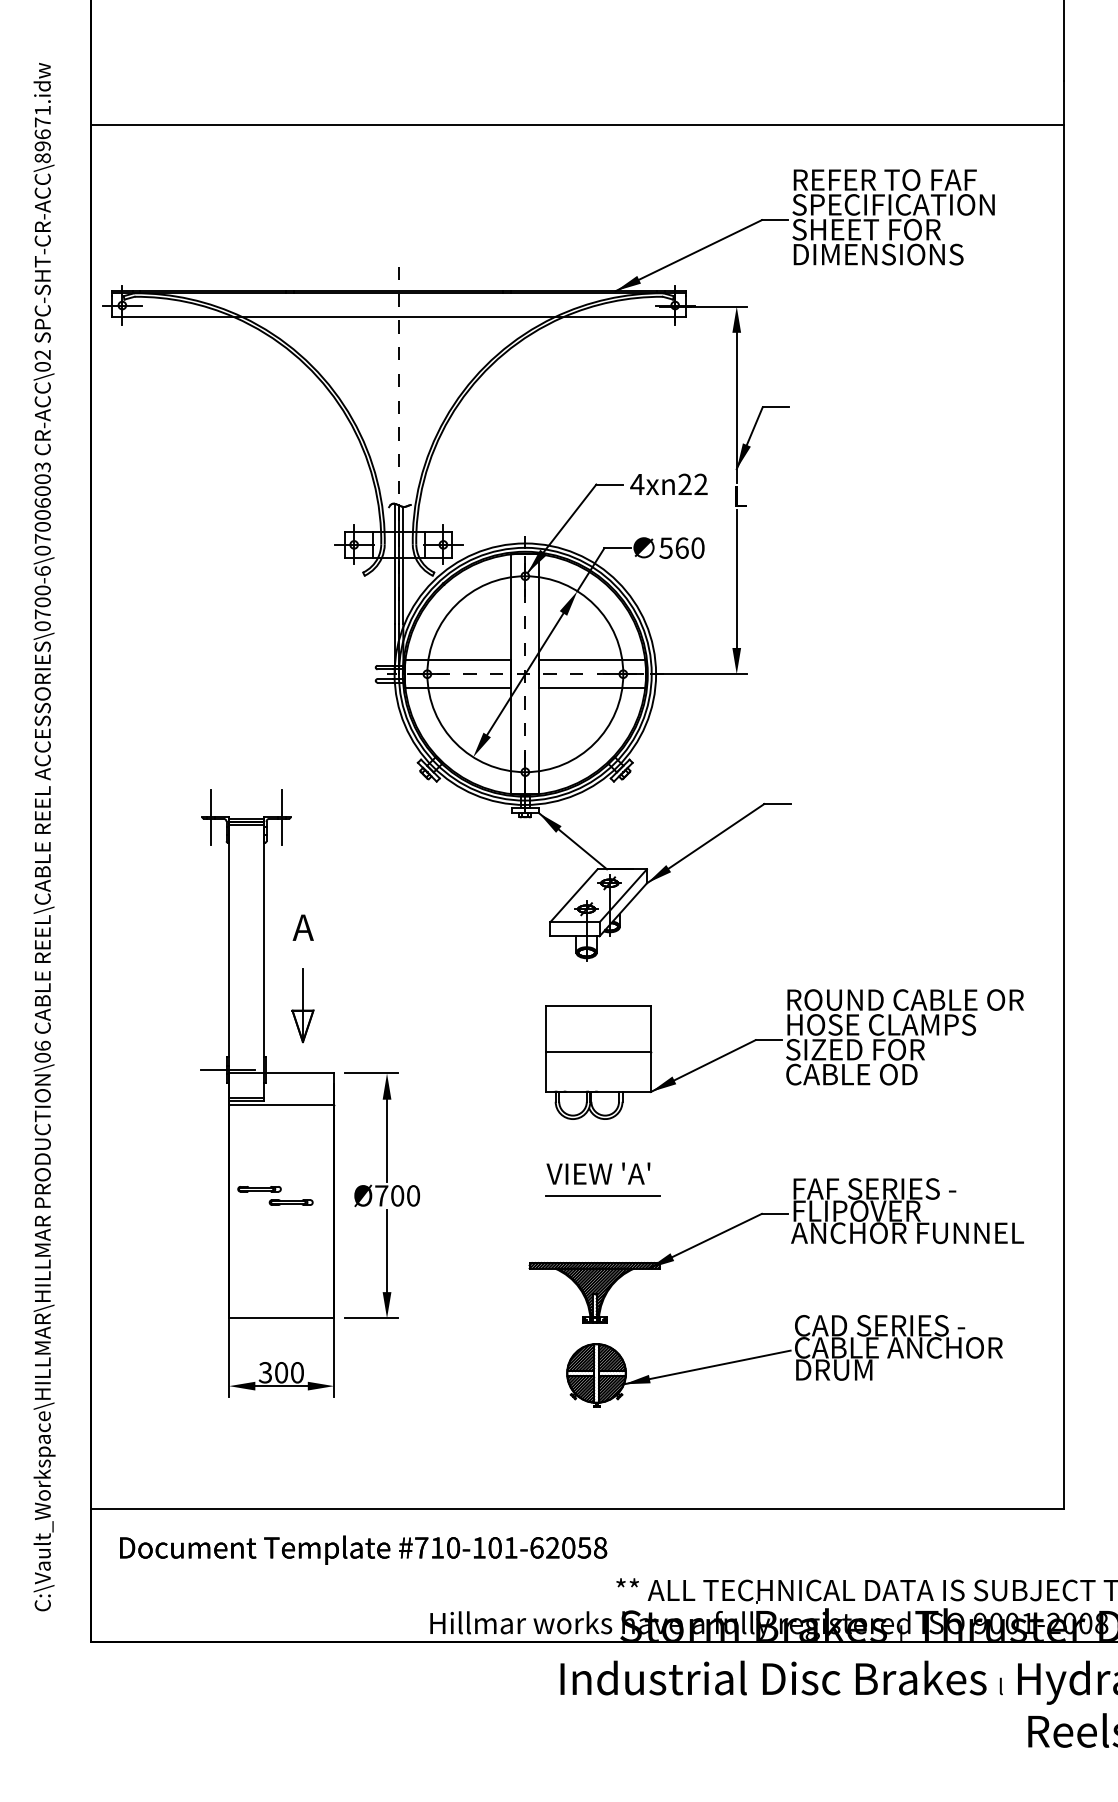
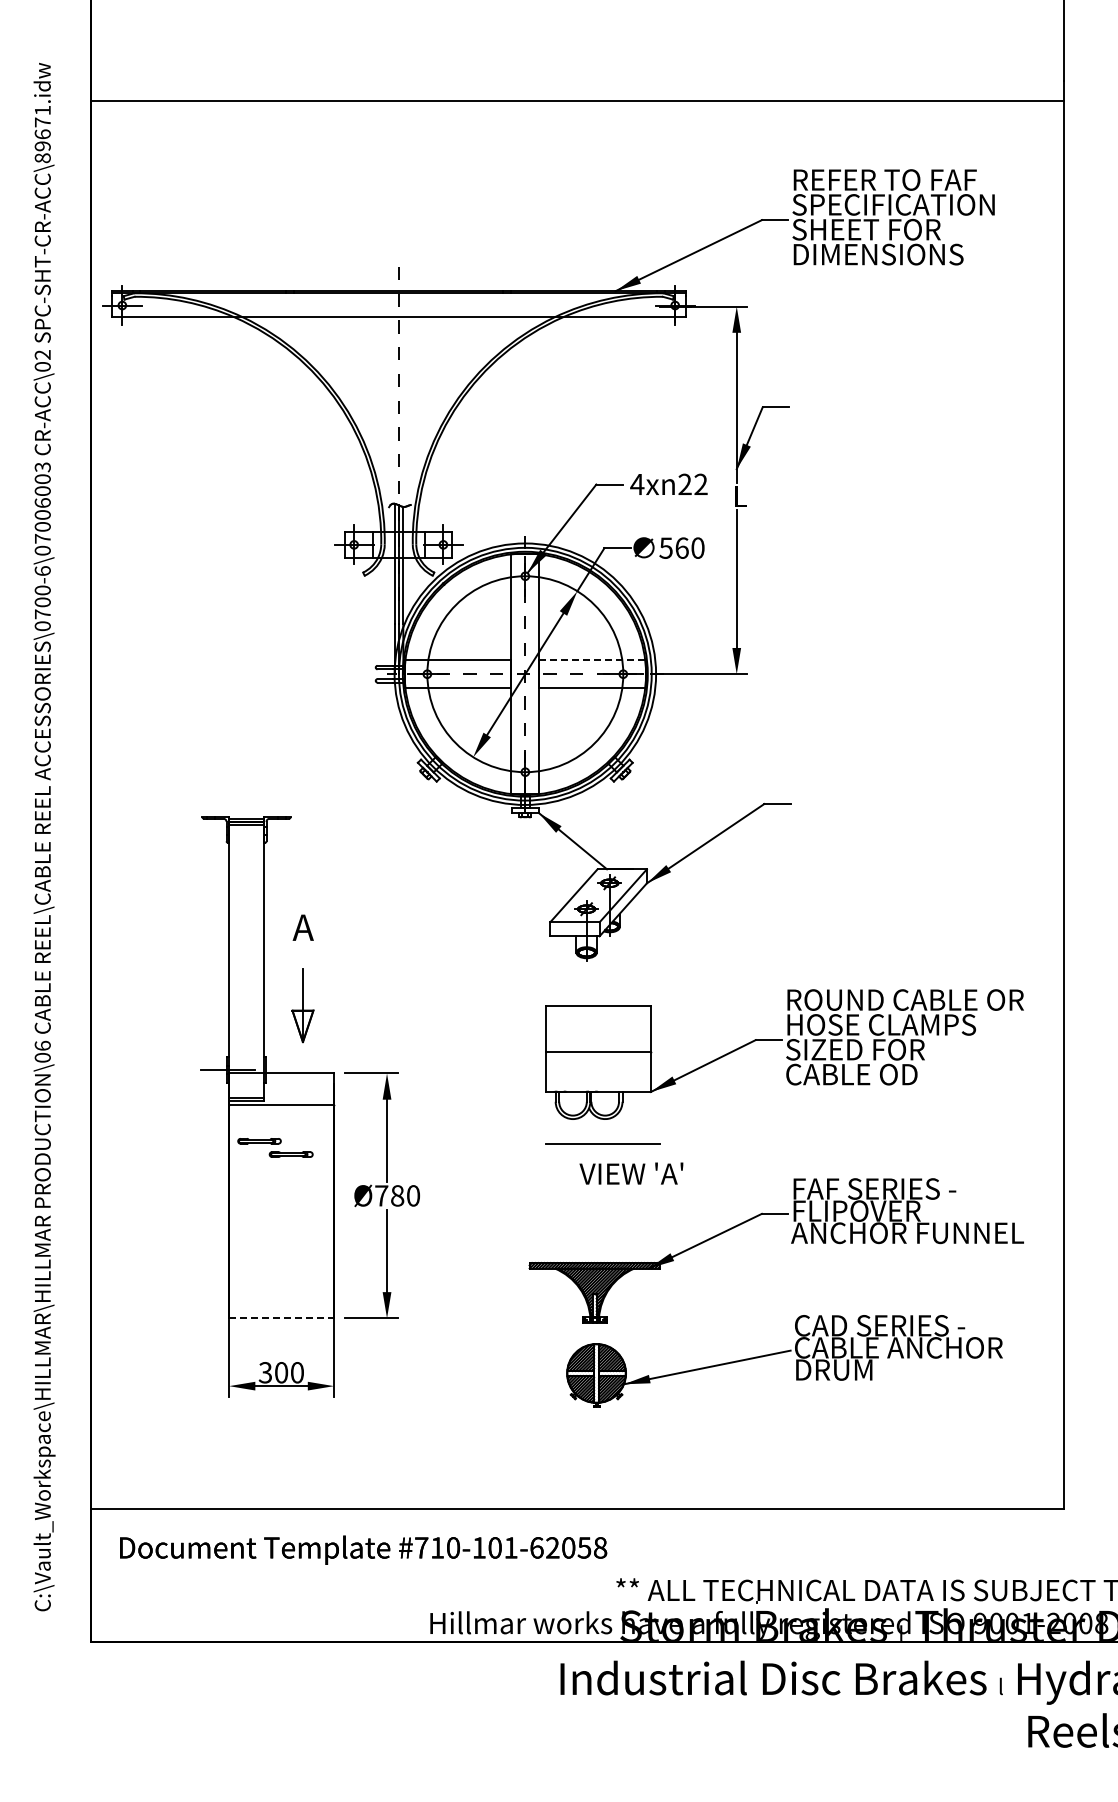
line position: (577, 125) -> (577, 101) (577, 101)
line: solid -> dashed (593, 660)
line: present -> none (211, 817)
line: present -> none (281, 817)
text position: (598, 1173) -> (631, 1173) (631, 1173)
part position: (275, 1195) -> (275, 1147) (275, 1147)
text: Ø700 -> Ø780 (397, 1195)
line position: (602, 1195) -> (602, 1143) (602, 1143)
line: solid -> dashed (282, 1318)
